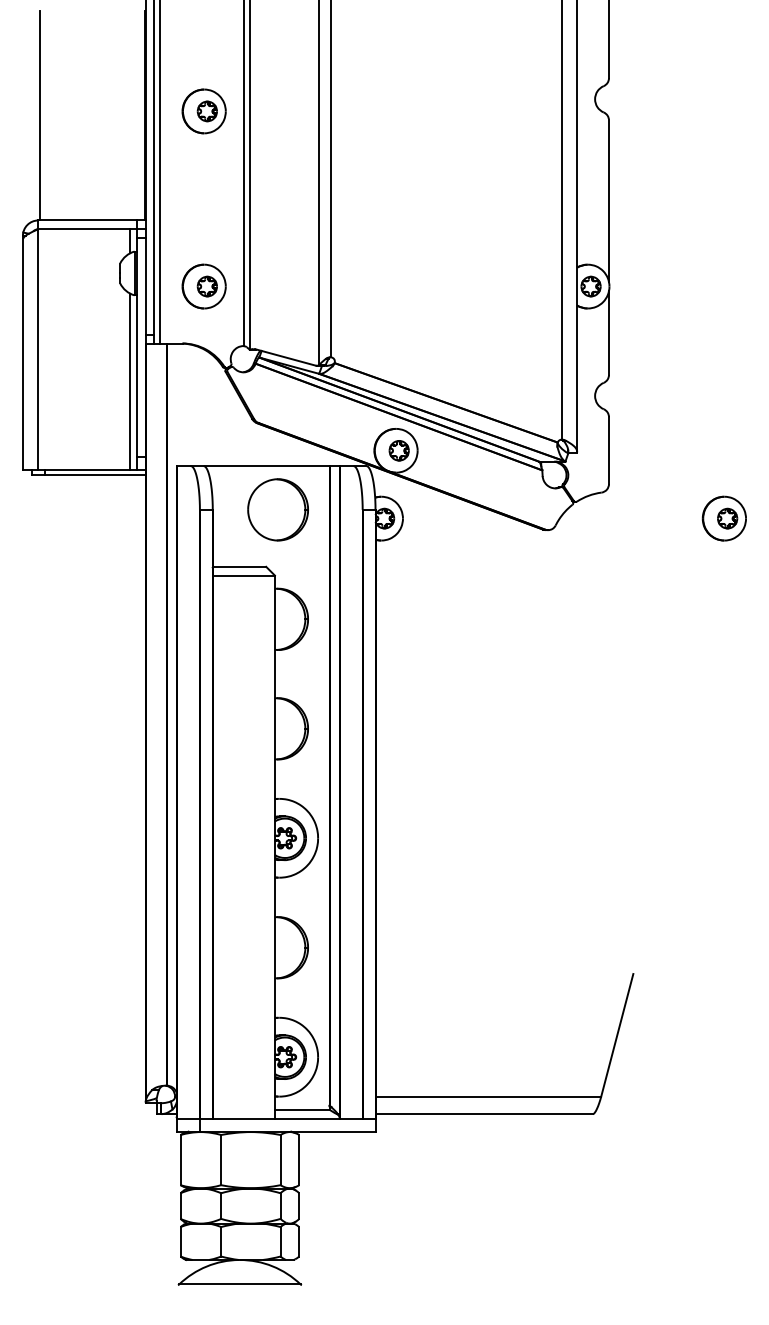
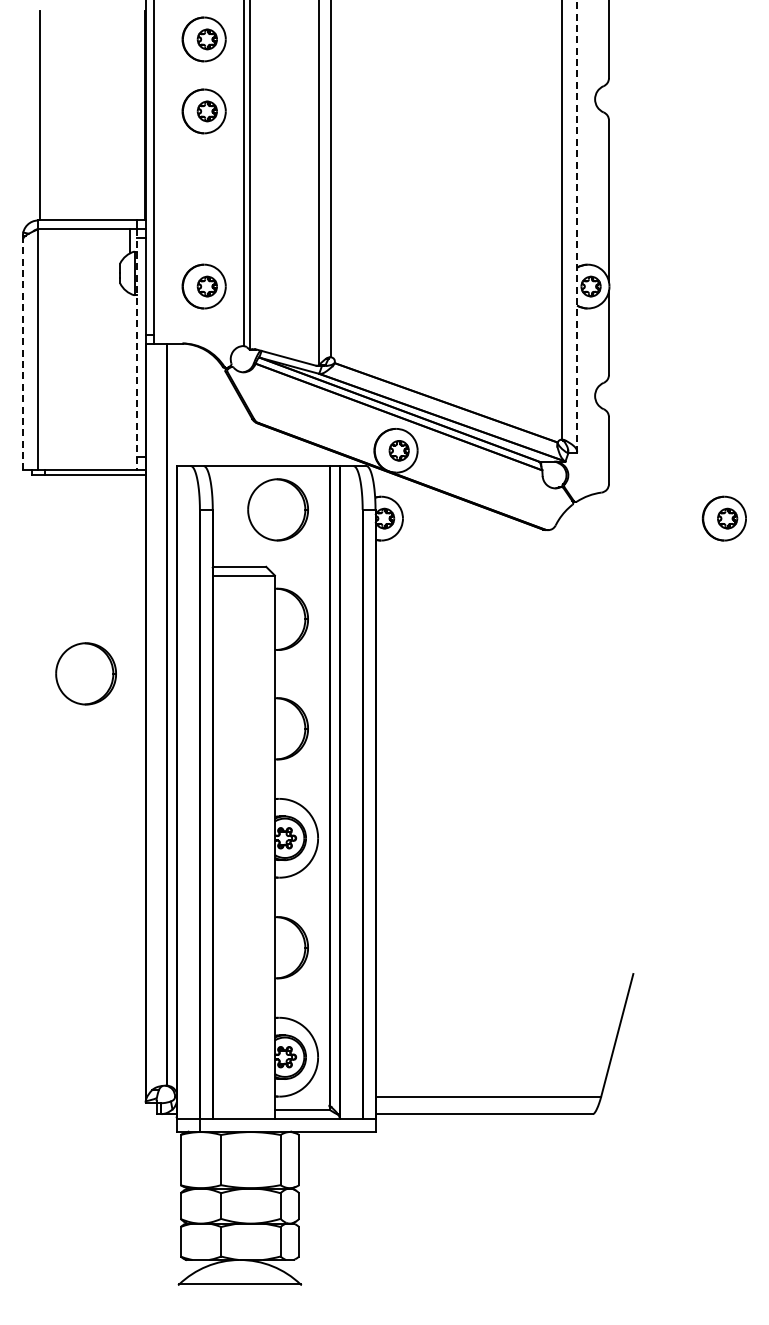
part: none -> present (203, 39)
line: present -> none (159, 172)
line: solid -> dashed (577, 226)
line: solid -> dashed (136, 349)
line: solid -> dashed (22, 352)
line: present -> none (130, 381)
part: none -> present (85, 673)
